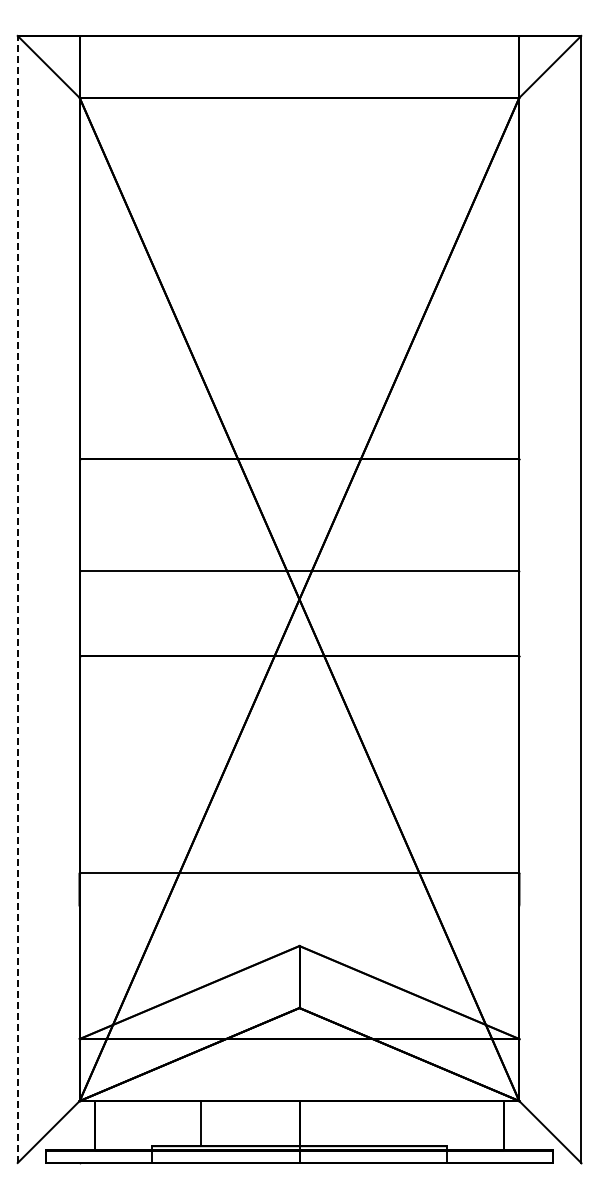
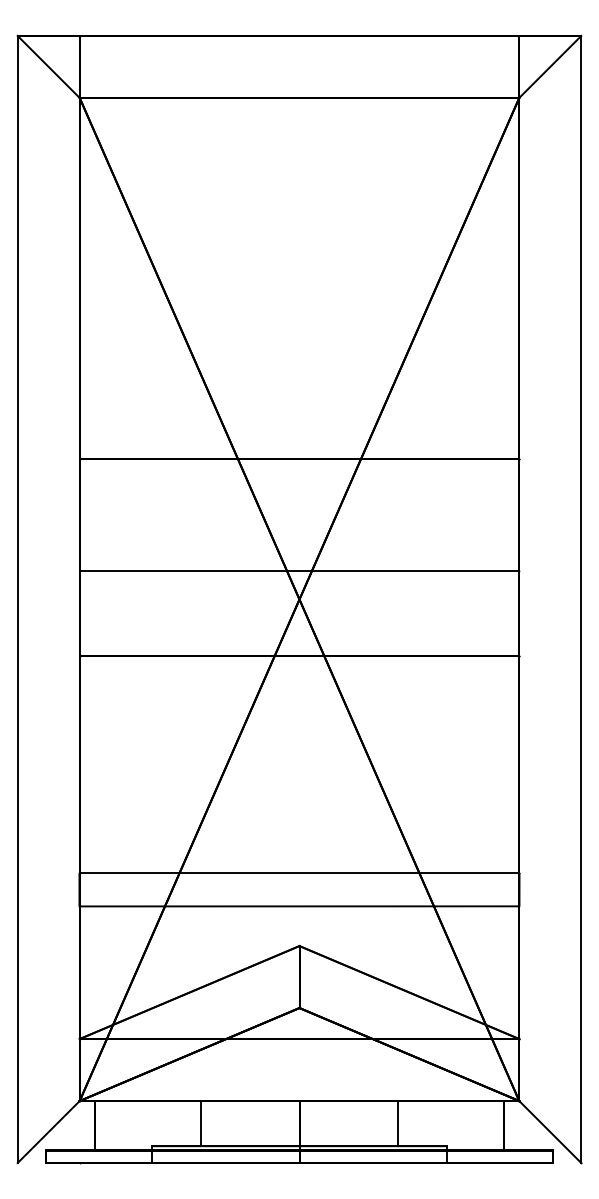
line: dashed -> solid (17, 599)
line: none -> present (299, 906)
line: none -> present (398, 1123)
